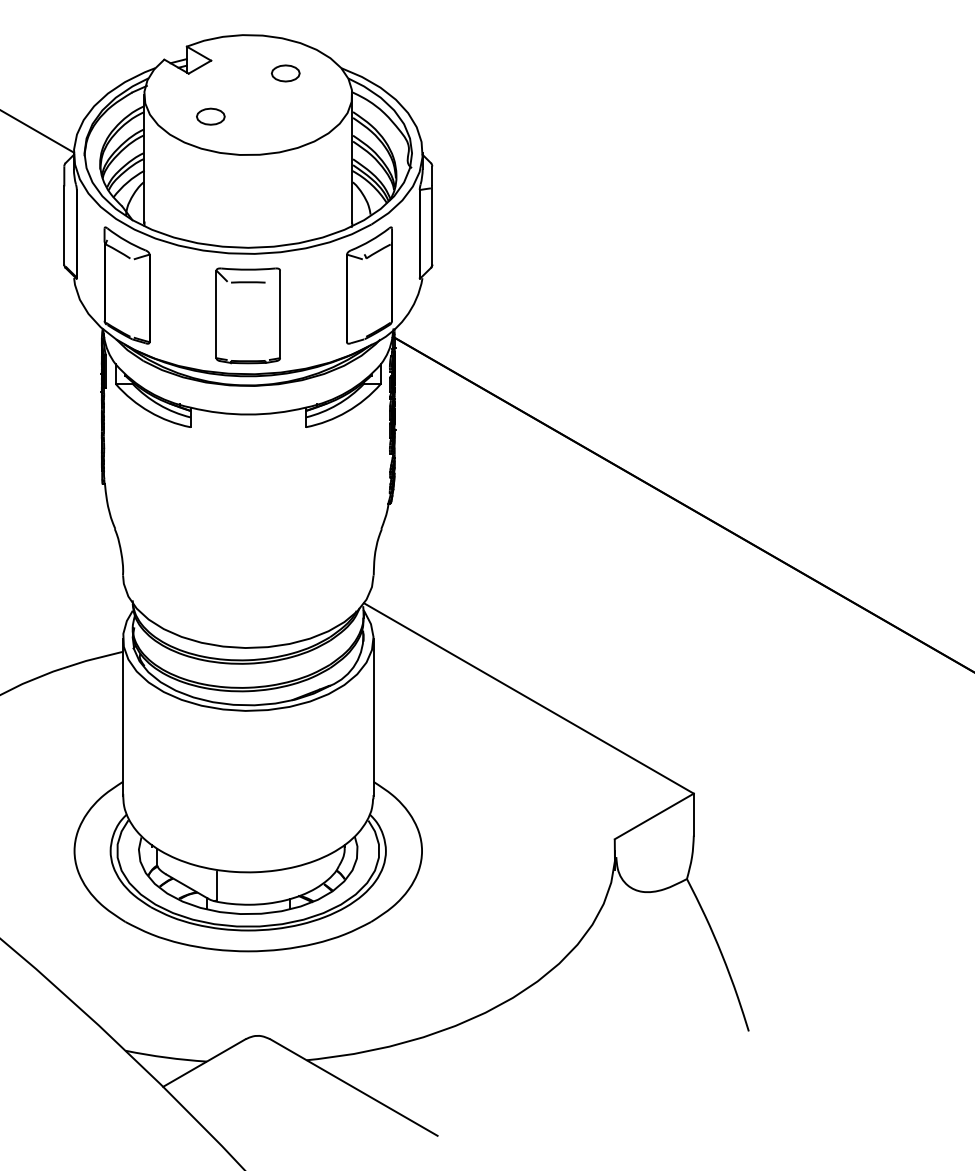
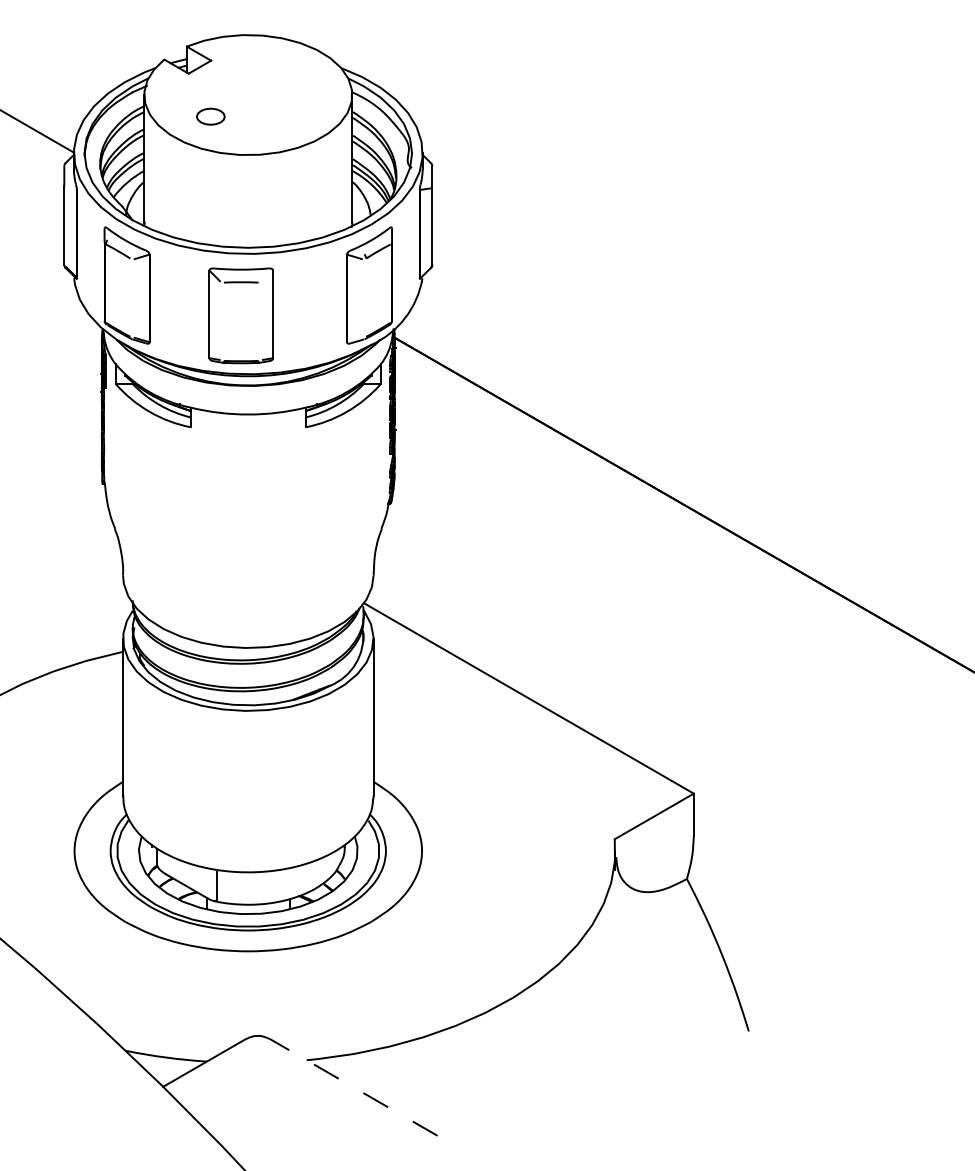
part: present -> none (285, 73)
part position: (247, 315) -> (240, 315) (240, 315)
line: solid -> dashed (353, 1087)
